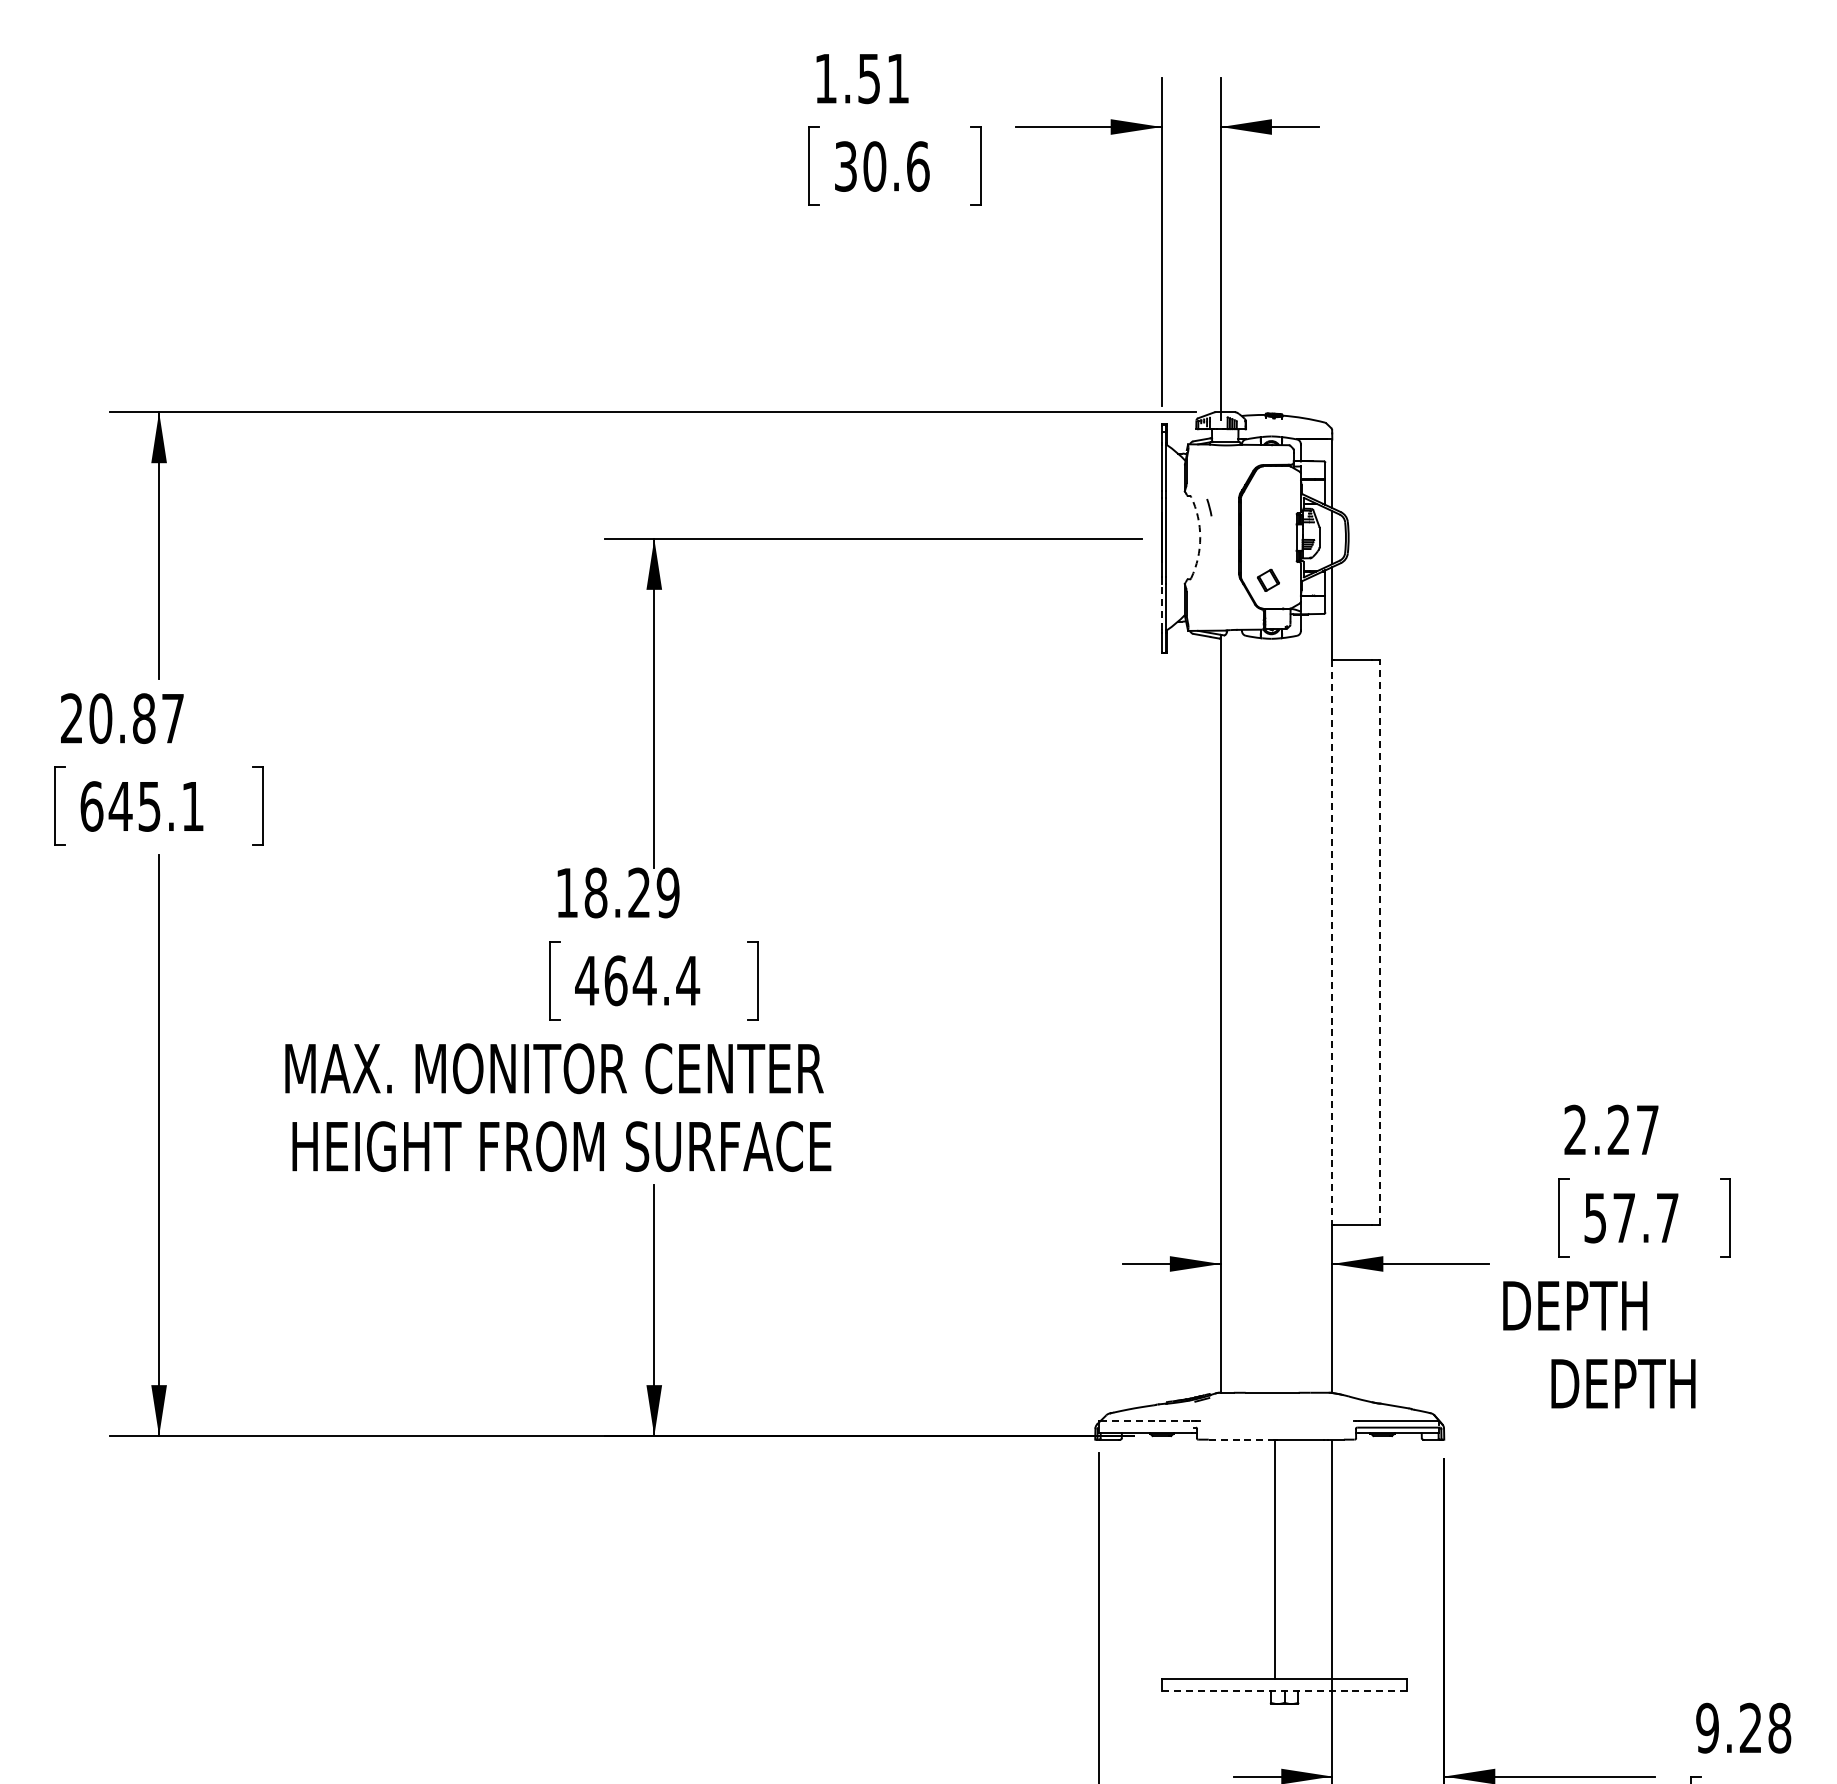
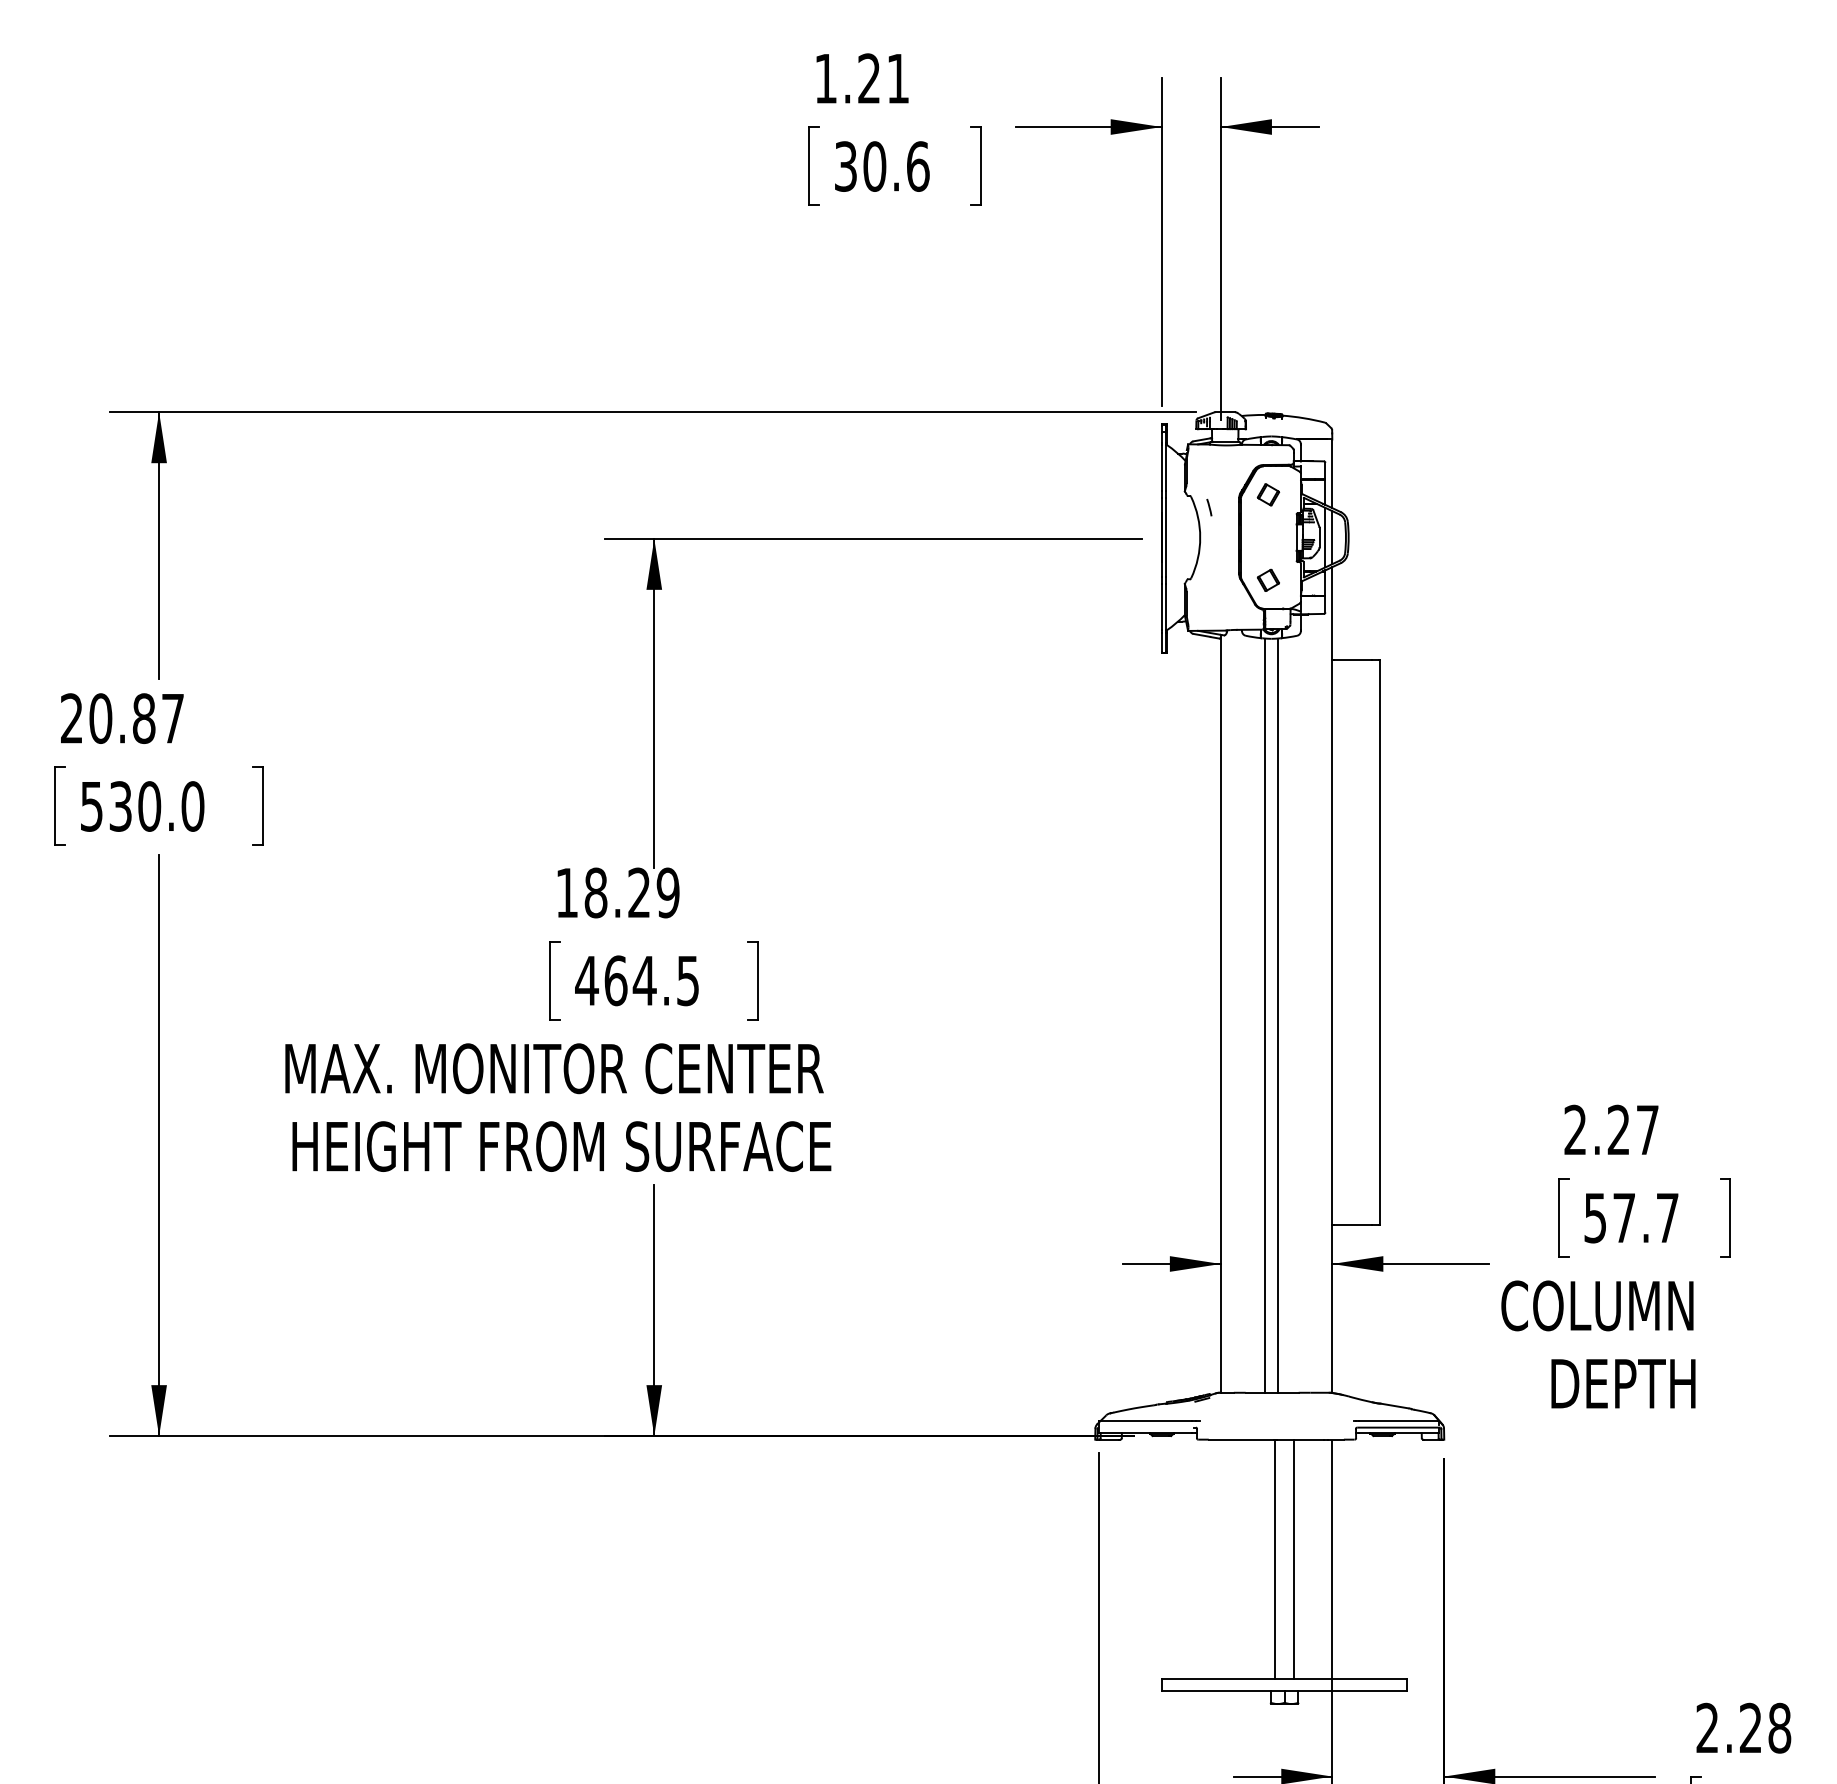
text: 1.51 -> 1.21 (868, 78)
part: none -> present (1268, 494)
arc: dashed -> solid (1200, 537)
line: none -> present (1325, 537)
line: dashed -> solid (1161, 607)
text: 645.1 -> 530.0 (142, 806)
line: dashed -> solid (1380, 942)
line: dashed -> solid (1332, 943)
text: 464.4 -> 464.5 (688, 981)
line: none -> present (1264, 1015)
line: none -> present (1277, 1015)
text: DEPTH -> COLUMN (1597, 1305)
line: dashed -> solid (1146, 1420)
line: dashed -> solid (1241, 1439)
line: none -> present (1293, 1558)
line: dashed -> solid (1284, 1690)
text: 9.28 -> 2.28 (1707, 1728)
